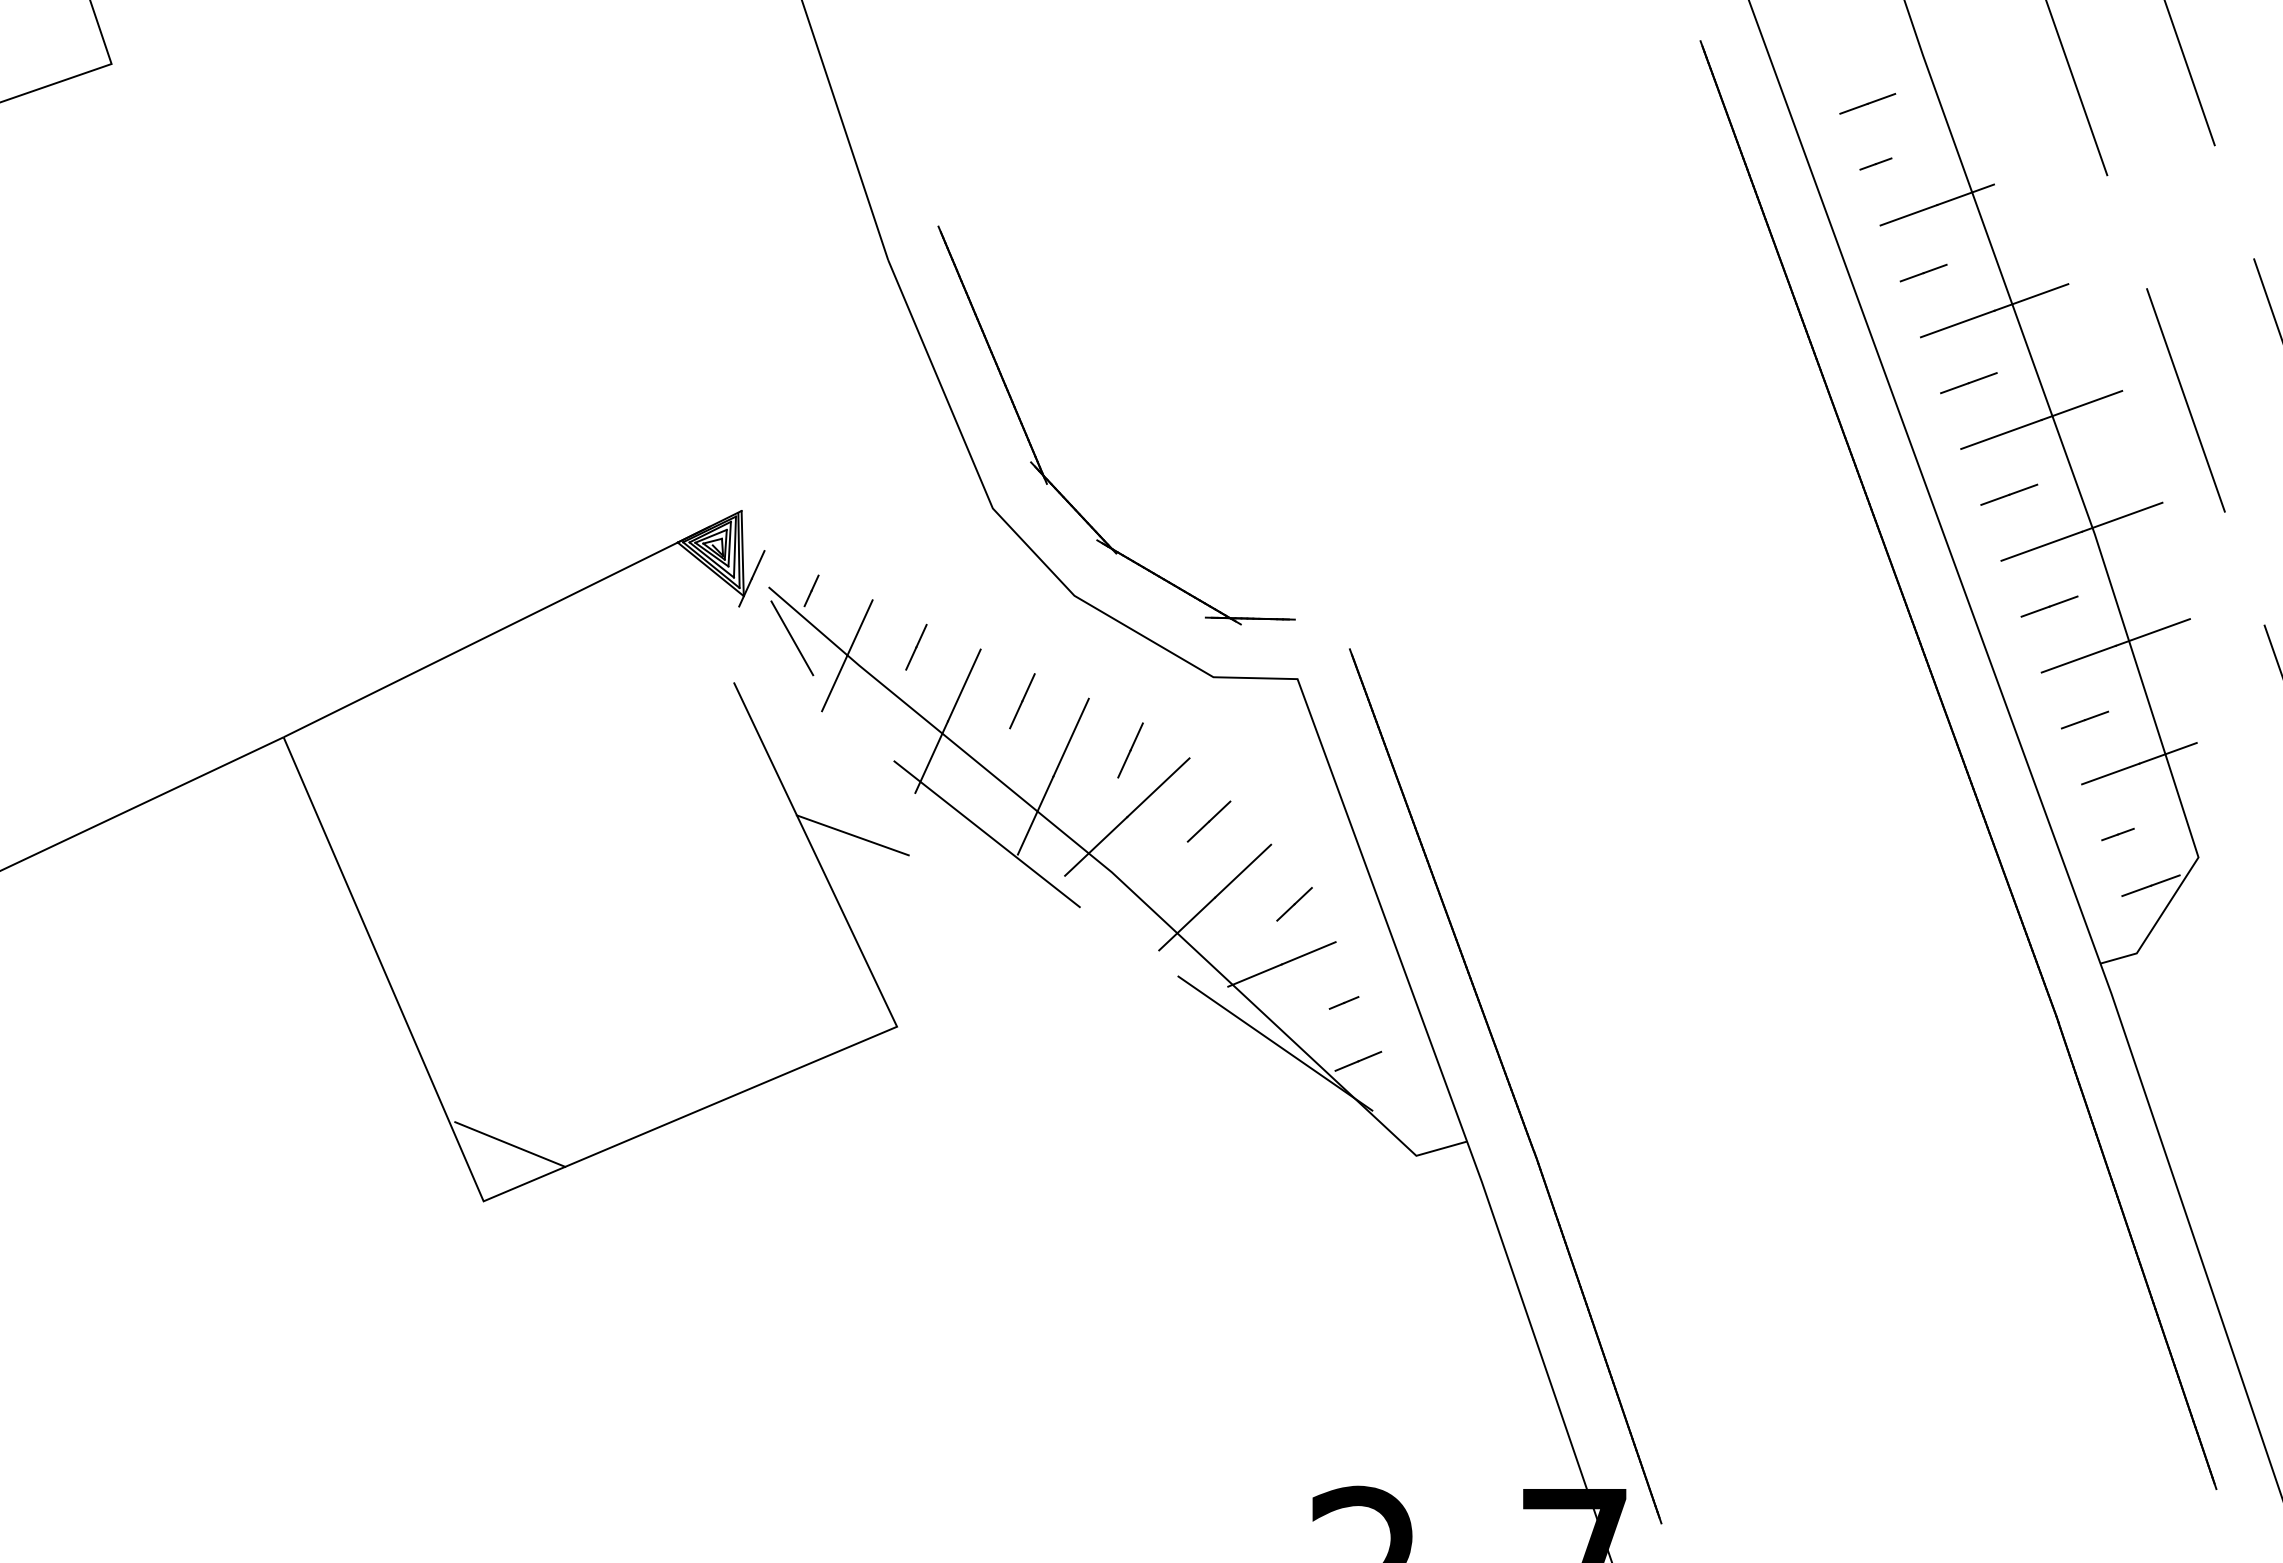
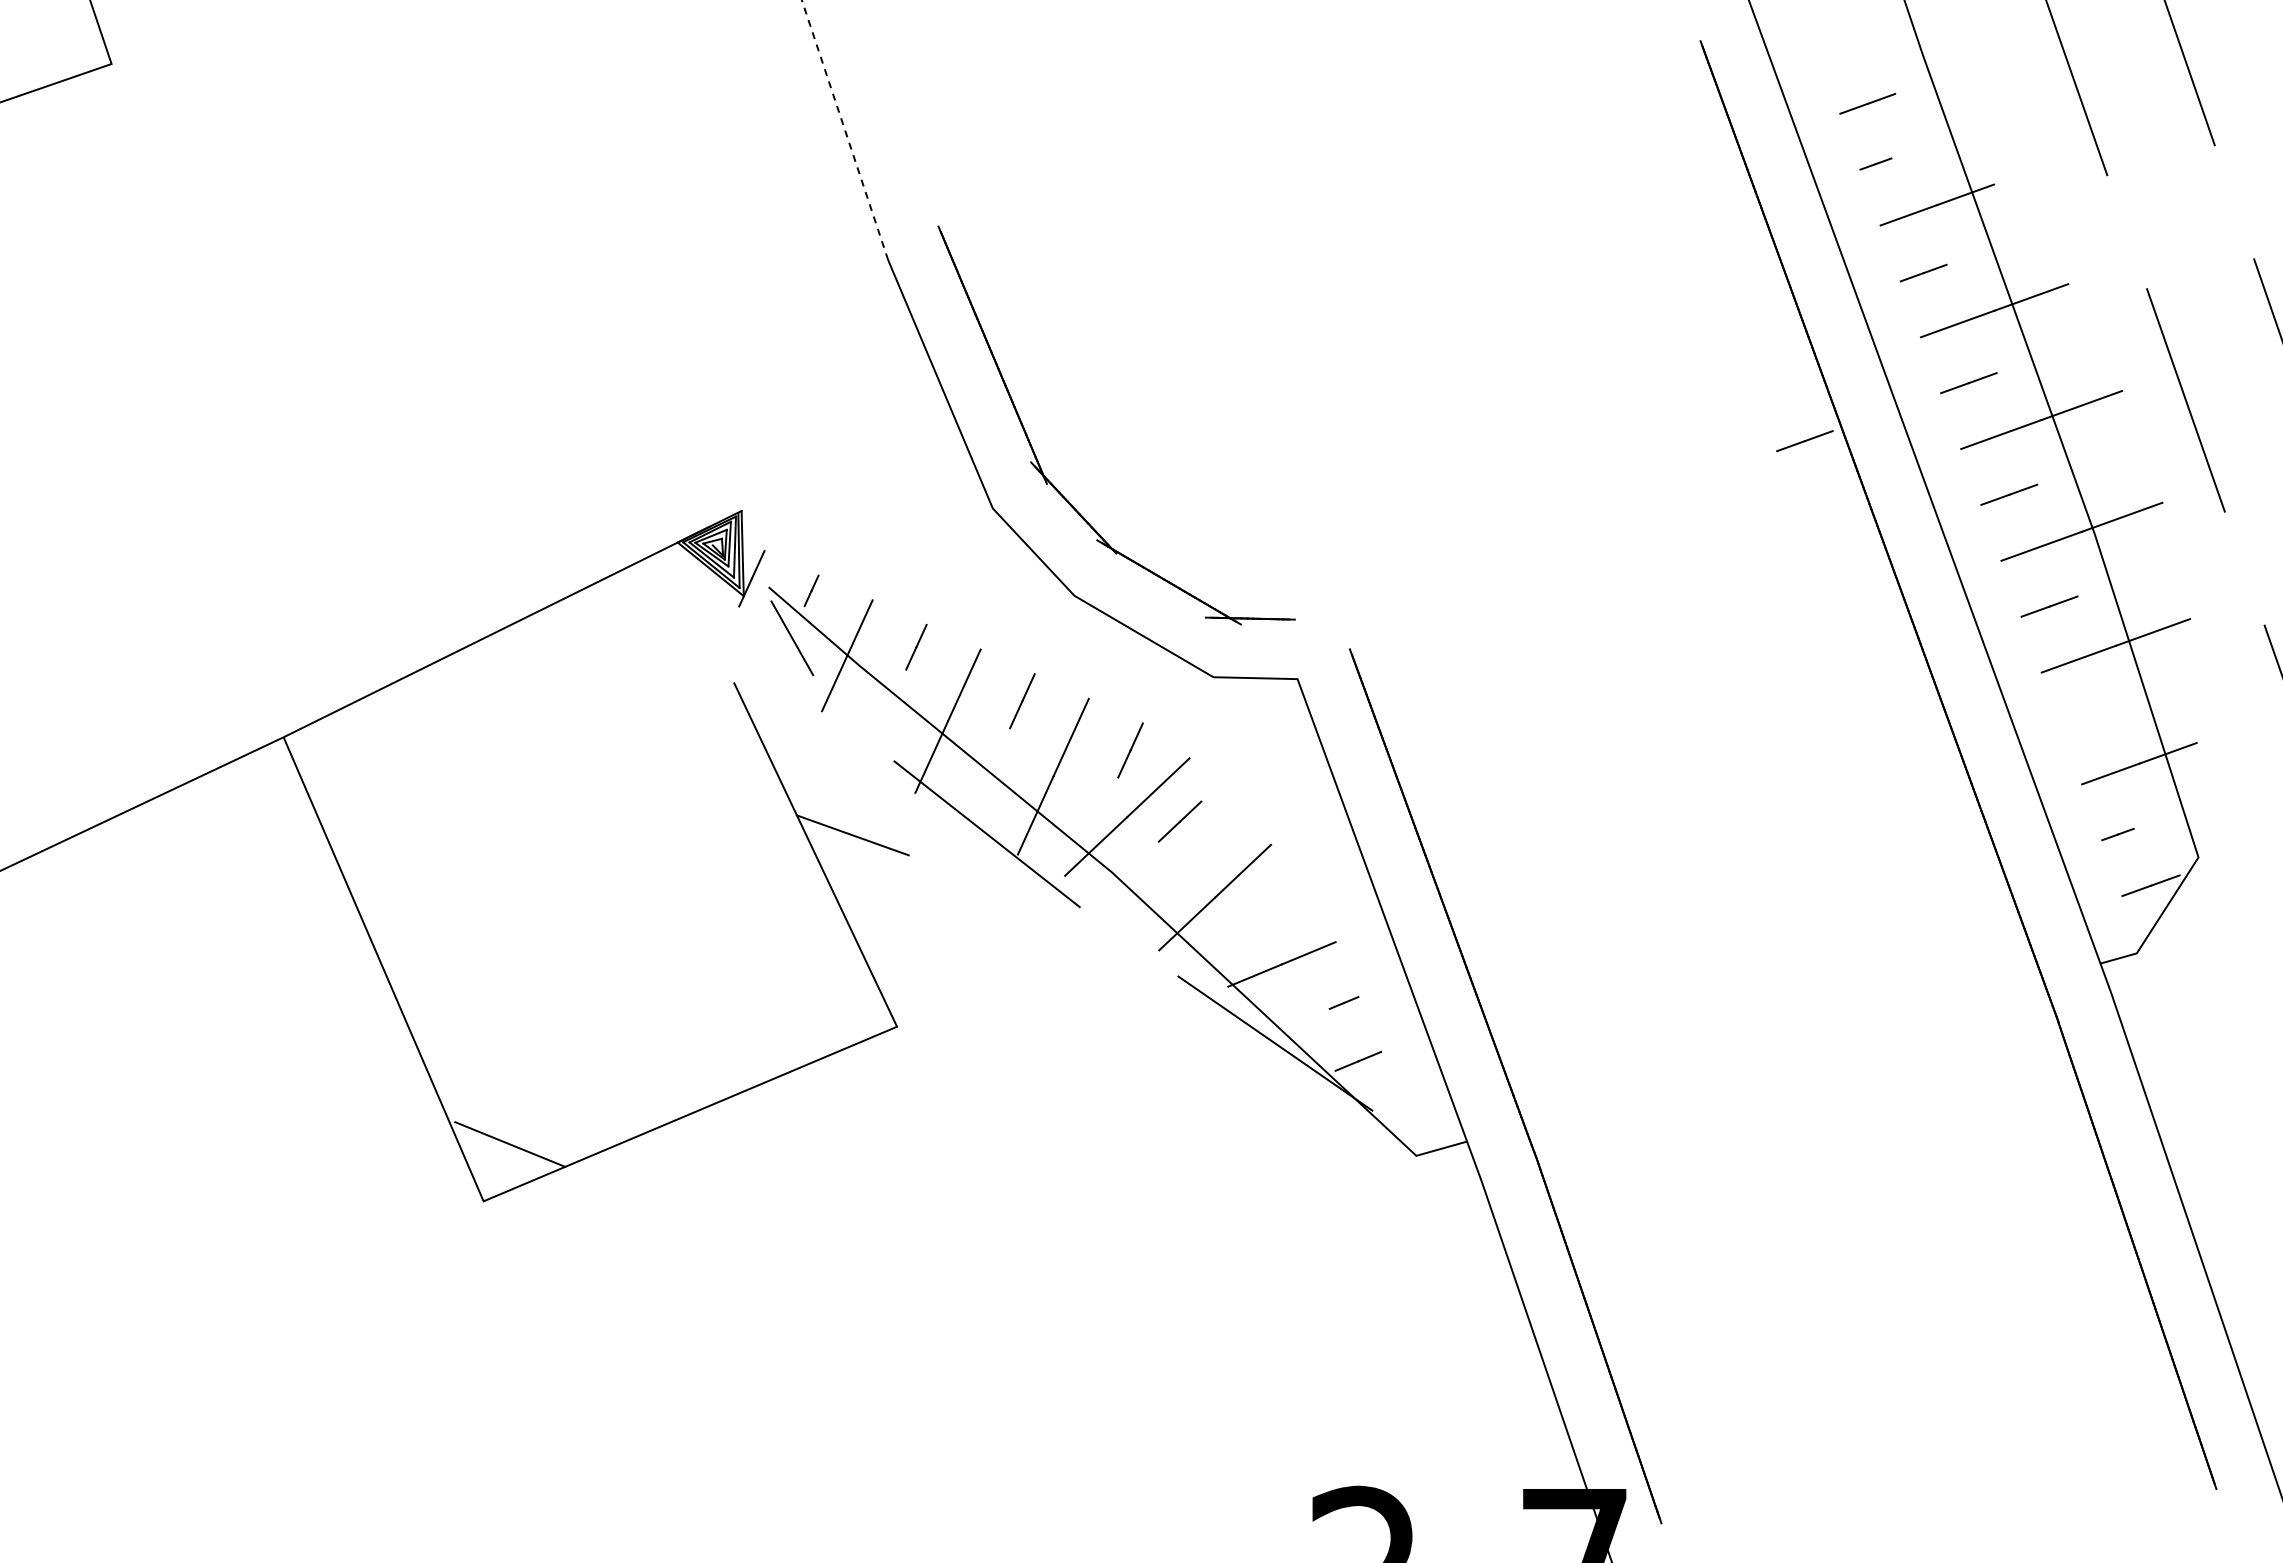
line: solid -> dashed (845, 130)
line: none -> present (1804, 441)
line: present -> none (2085, 719)
line position: (1208, 821) -> (1179, 821) (1179, 821)
line: present -> none (1294, 904)
